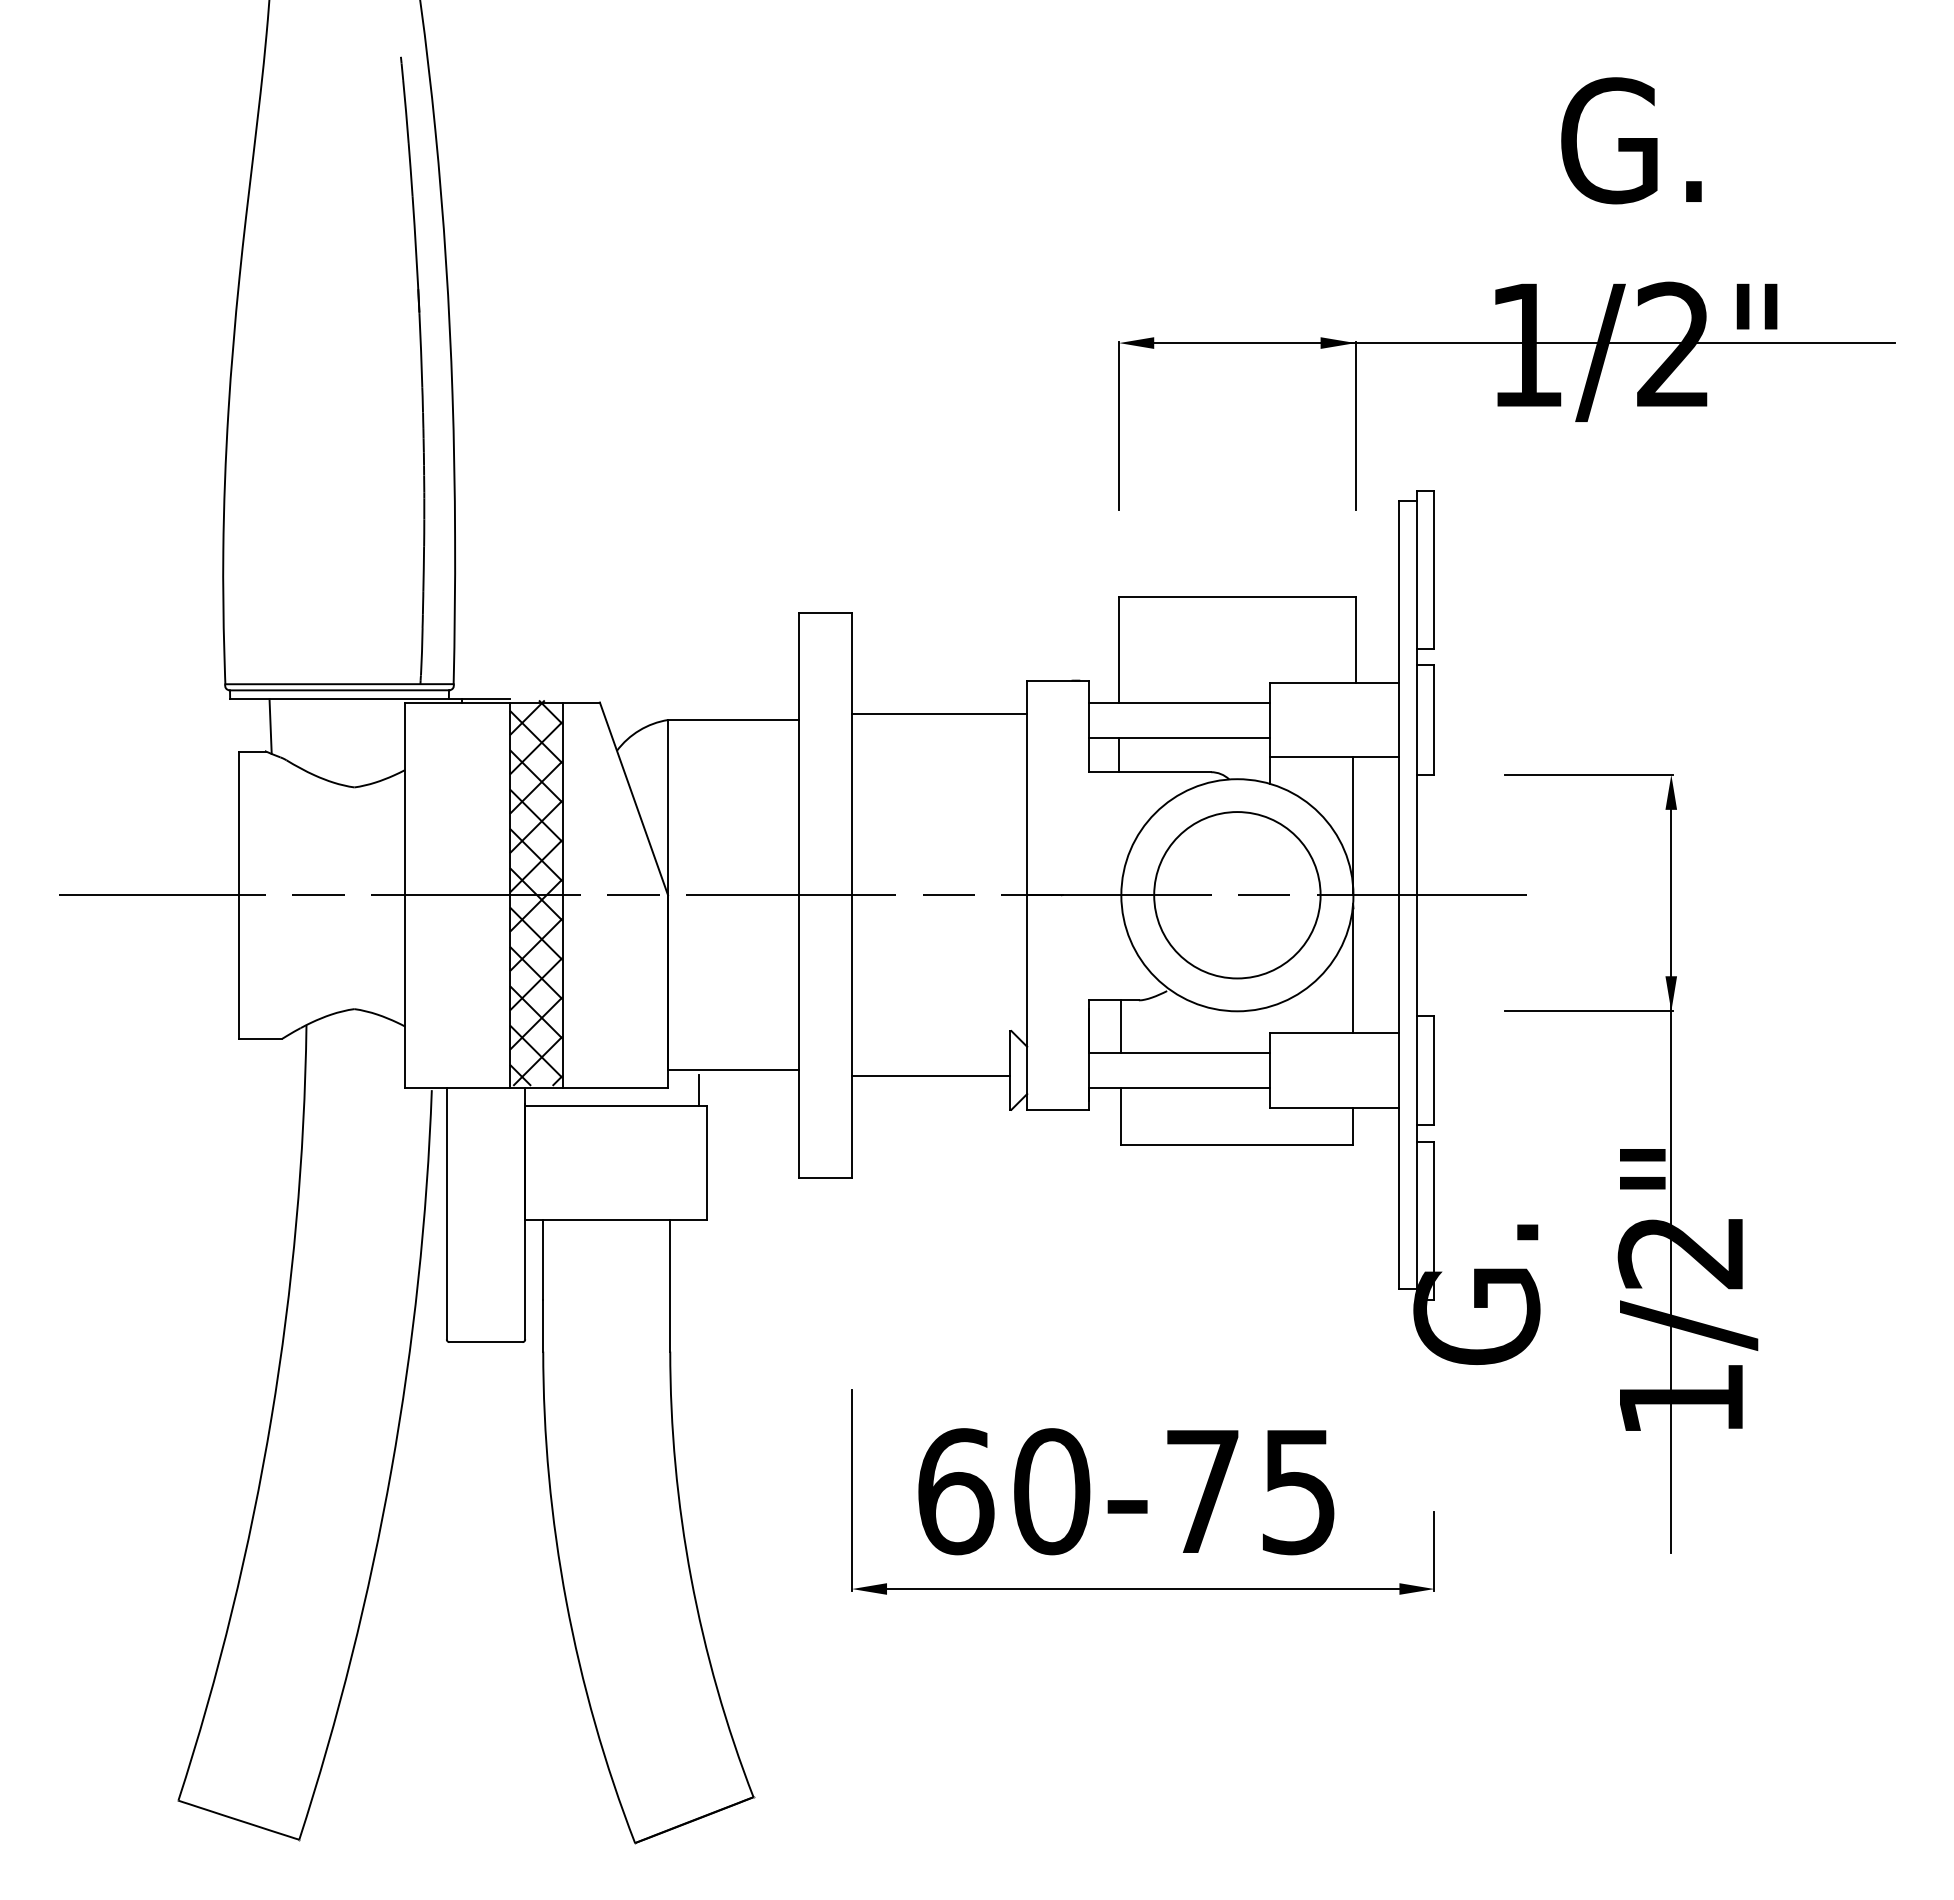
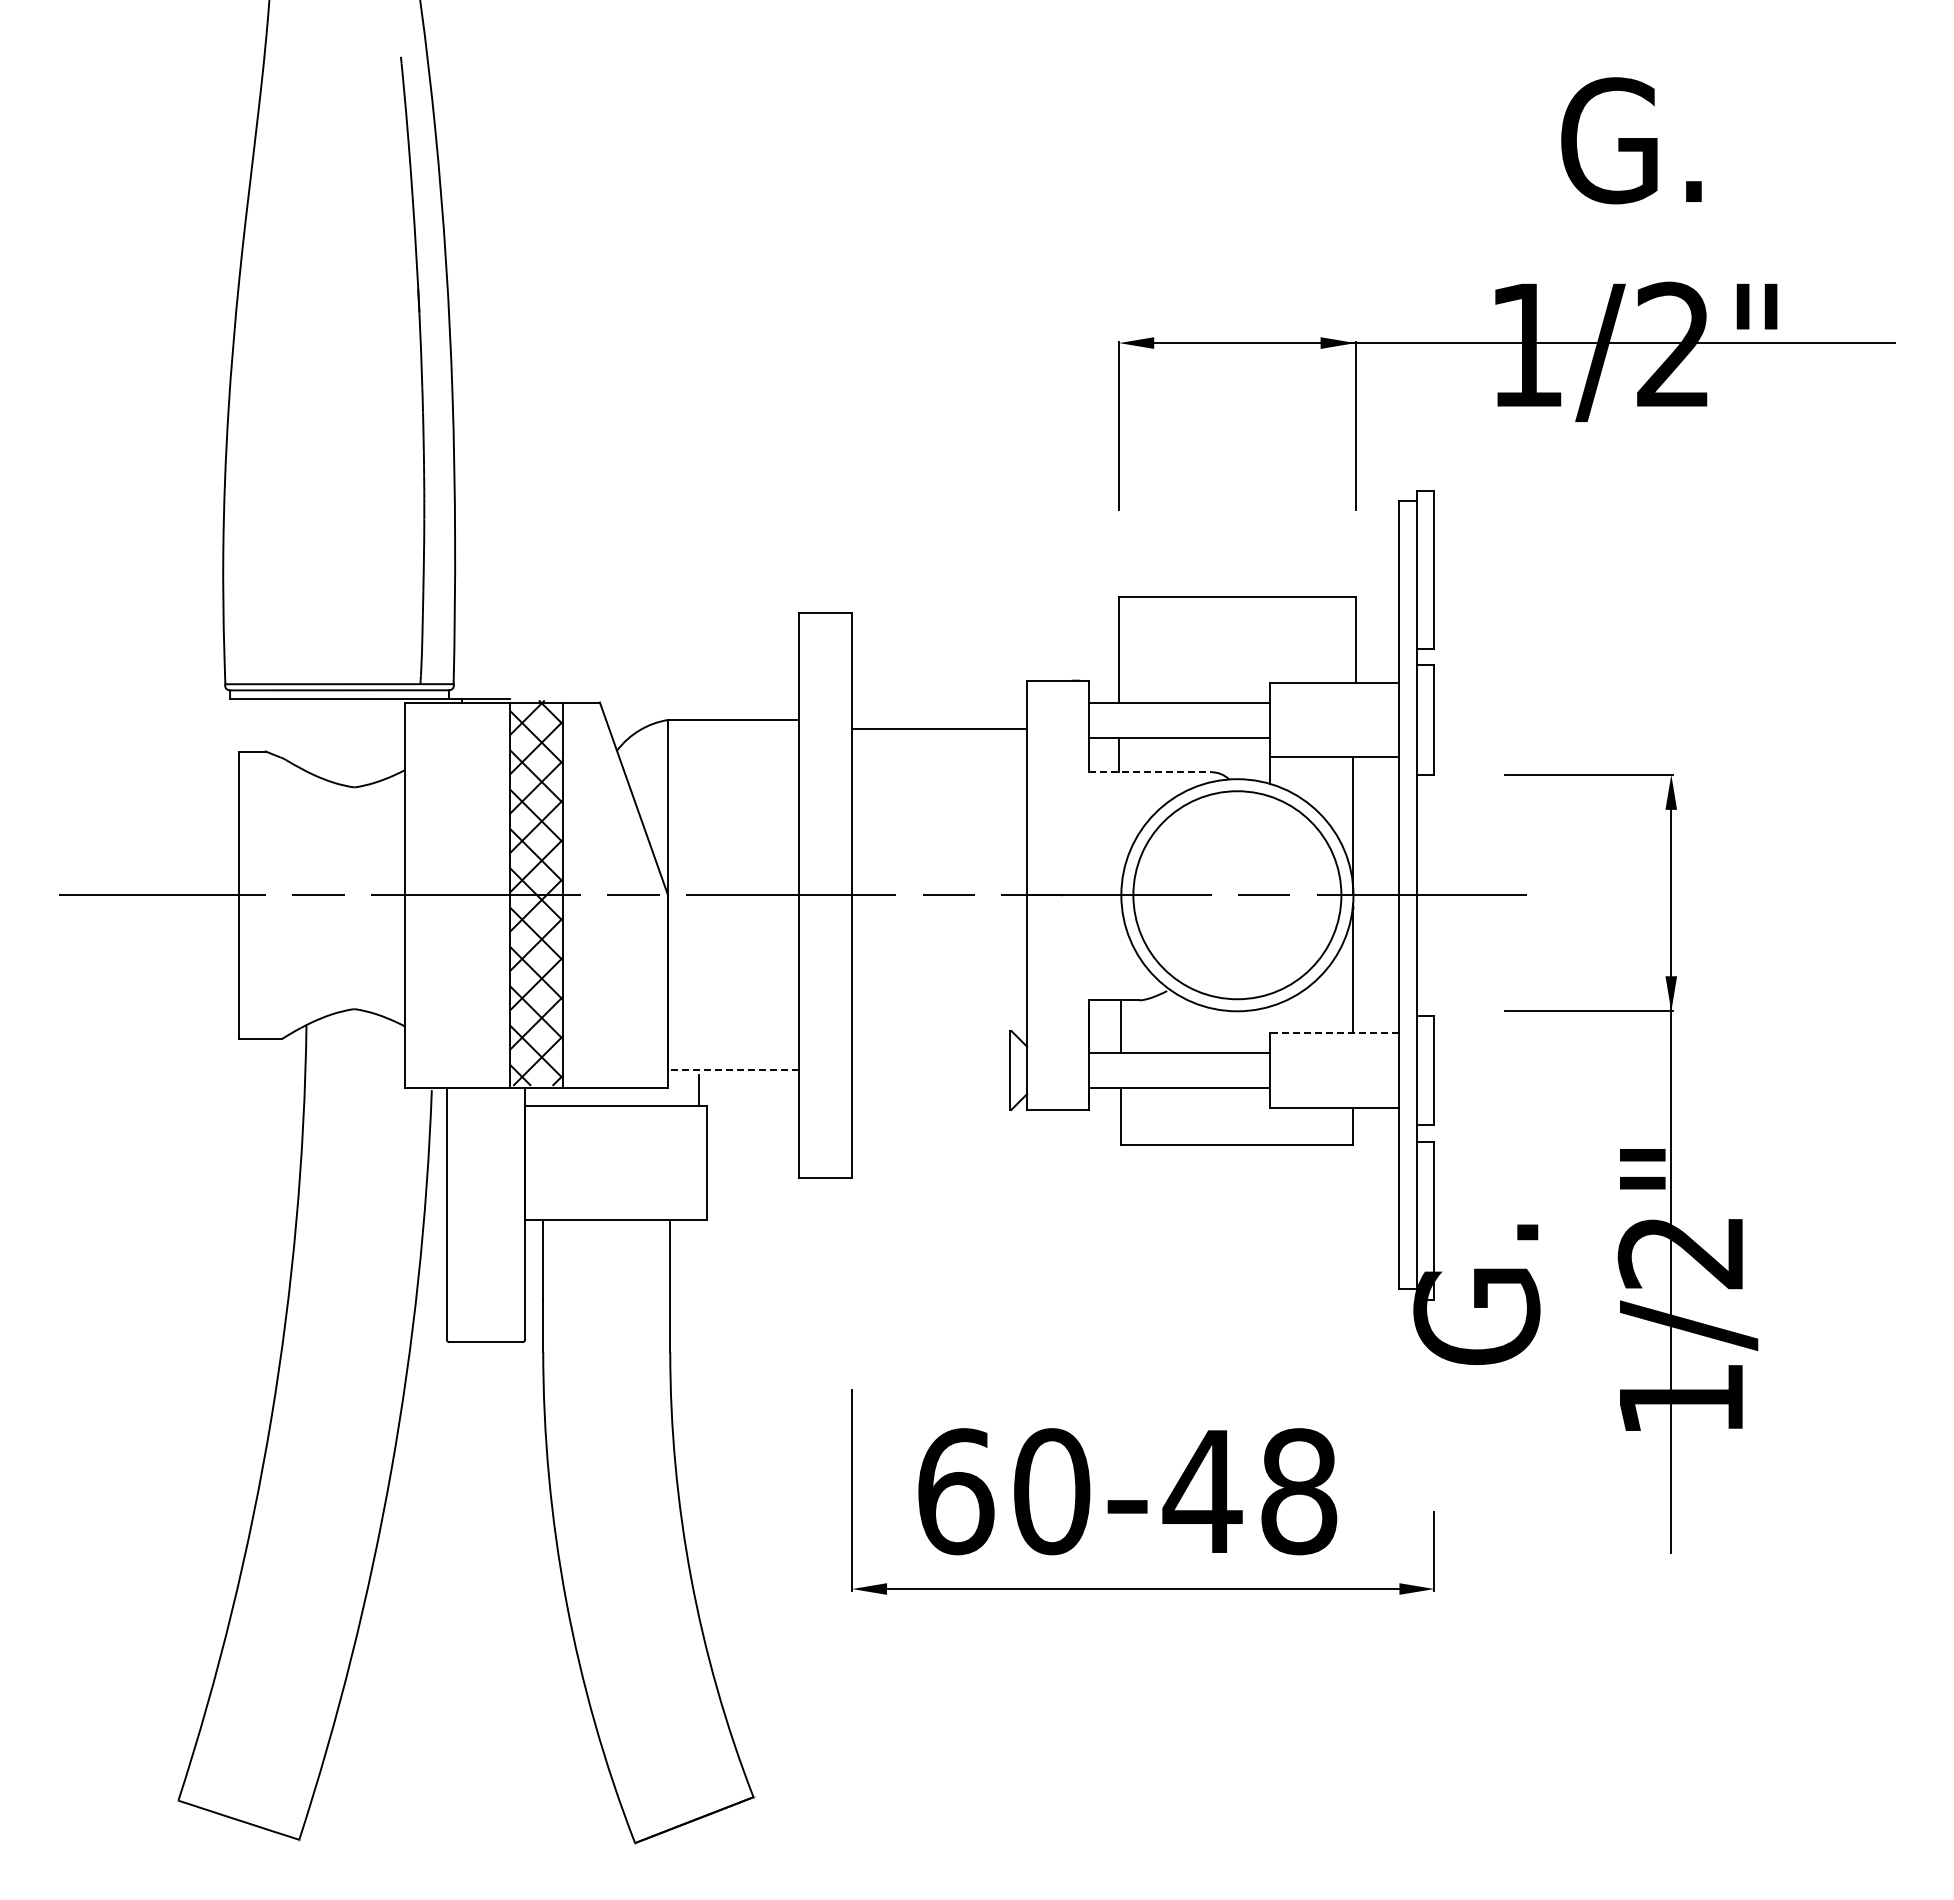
line position: (939, 714) -> (939, 729) (939, 729)
line: present -> none (270, 726)
line: solid -> dashed (1150, 772)
circle diameter: 166 px -> 208 px (1237, 895)
line: solid -> dashed (1334, 1033)
line: solid -> dashed (733, 1070)
line: present -> none (930, 1076)
text: 60-75 -> 60-48 (1249, 1491)
